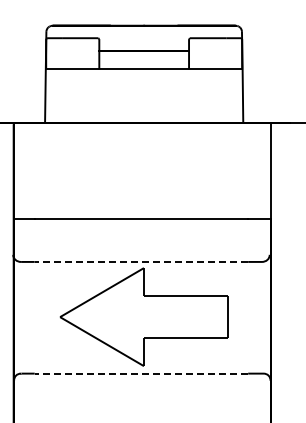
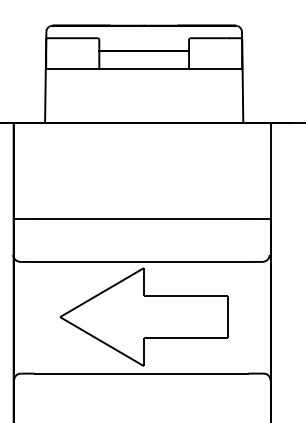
line: dashed -> solid (141, 261)
line: dashed -> solid (141, 373)
